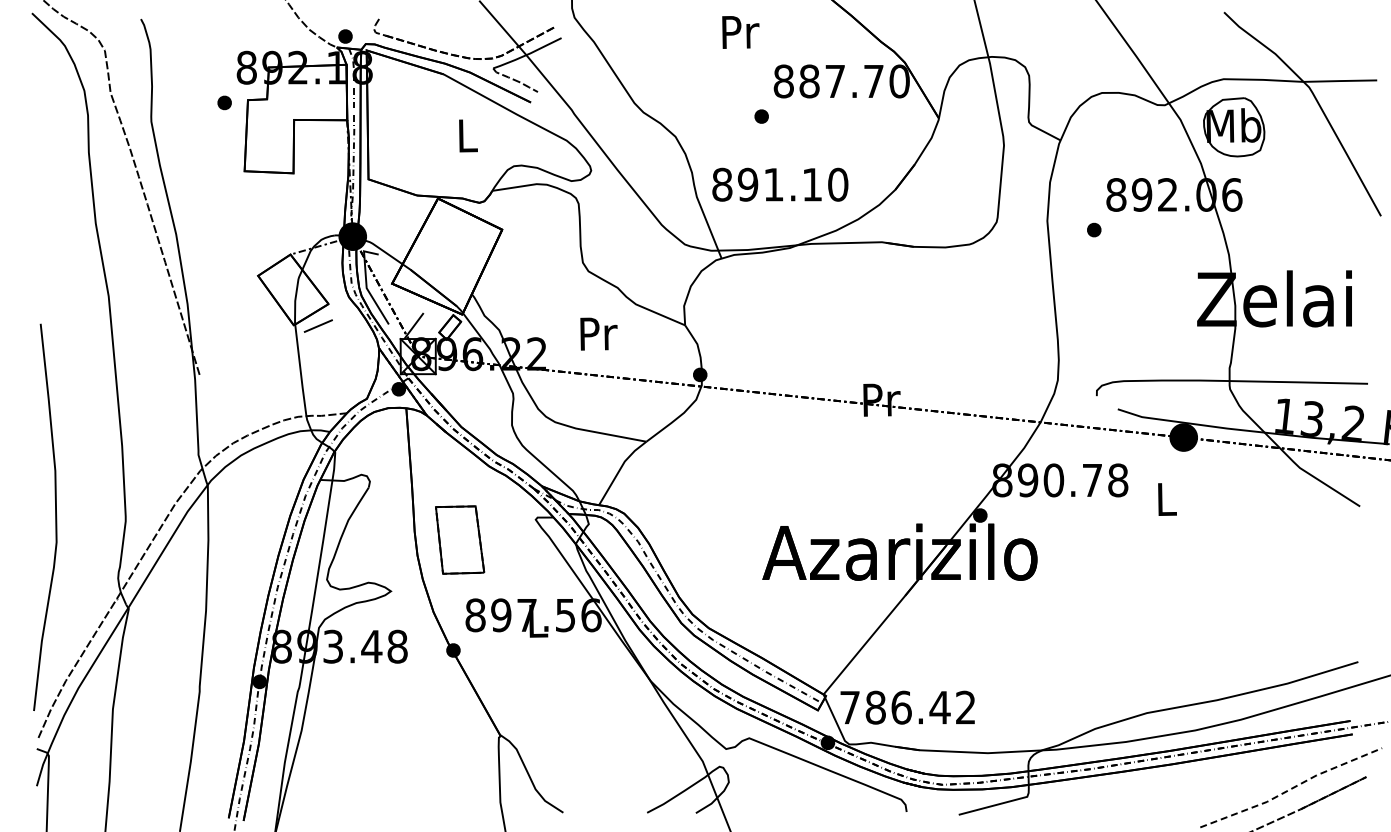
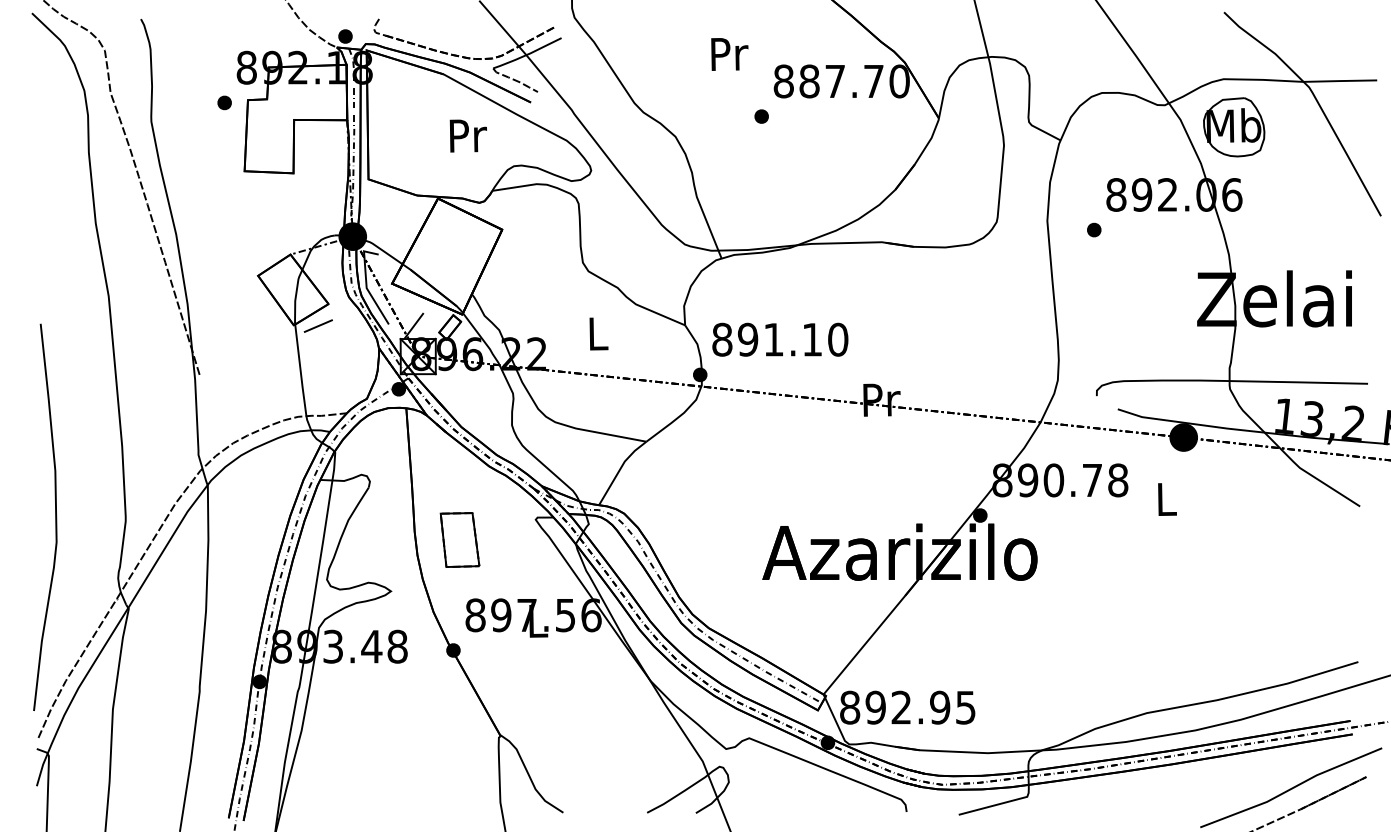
text position: (740, 32) -> (729, 54) (729, 54)
text: L -> Pr (468, 135)
text position: (780, 184) -> (780, 339) (780, 339)
text: Pr -> L (598, 333)
part size: 51x70 px -> 42x56 px (459, 539)
text: 786.42 -> 892.95 (907, 707)
line: dashed -> solid (1291, 788)
